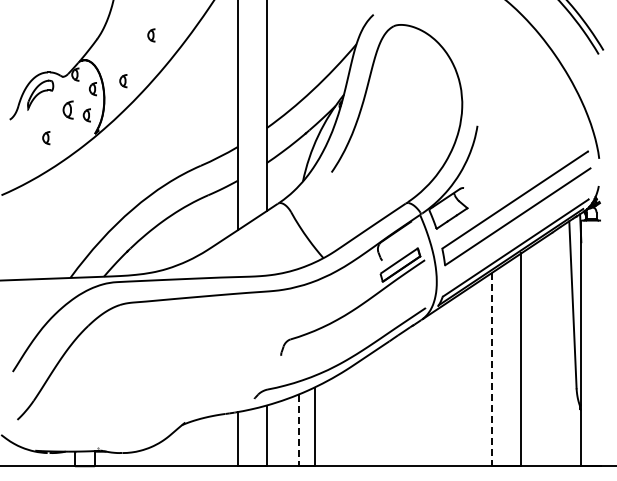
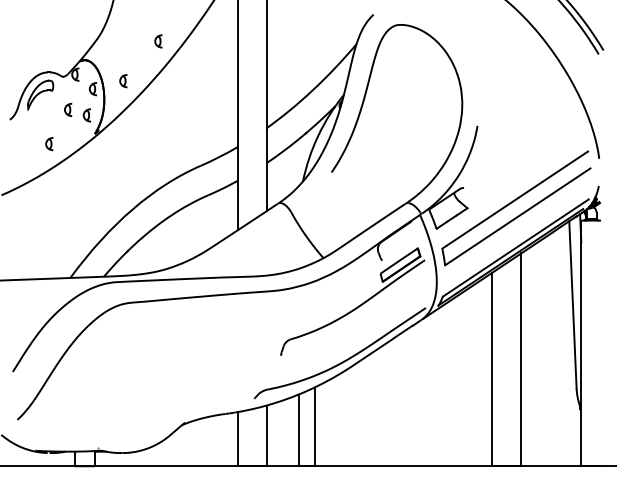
part position: (151, 35) -> (158, 41) (158, 41)
part size: 12x20 px -> 9x15 px (68, 109)
part position: (46, 138) -> (49, 144) (49, 144)
line: dashed -> solid (492, 369)
line: dashed -> solid (298, 430)
